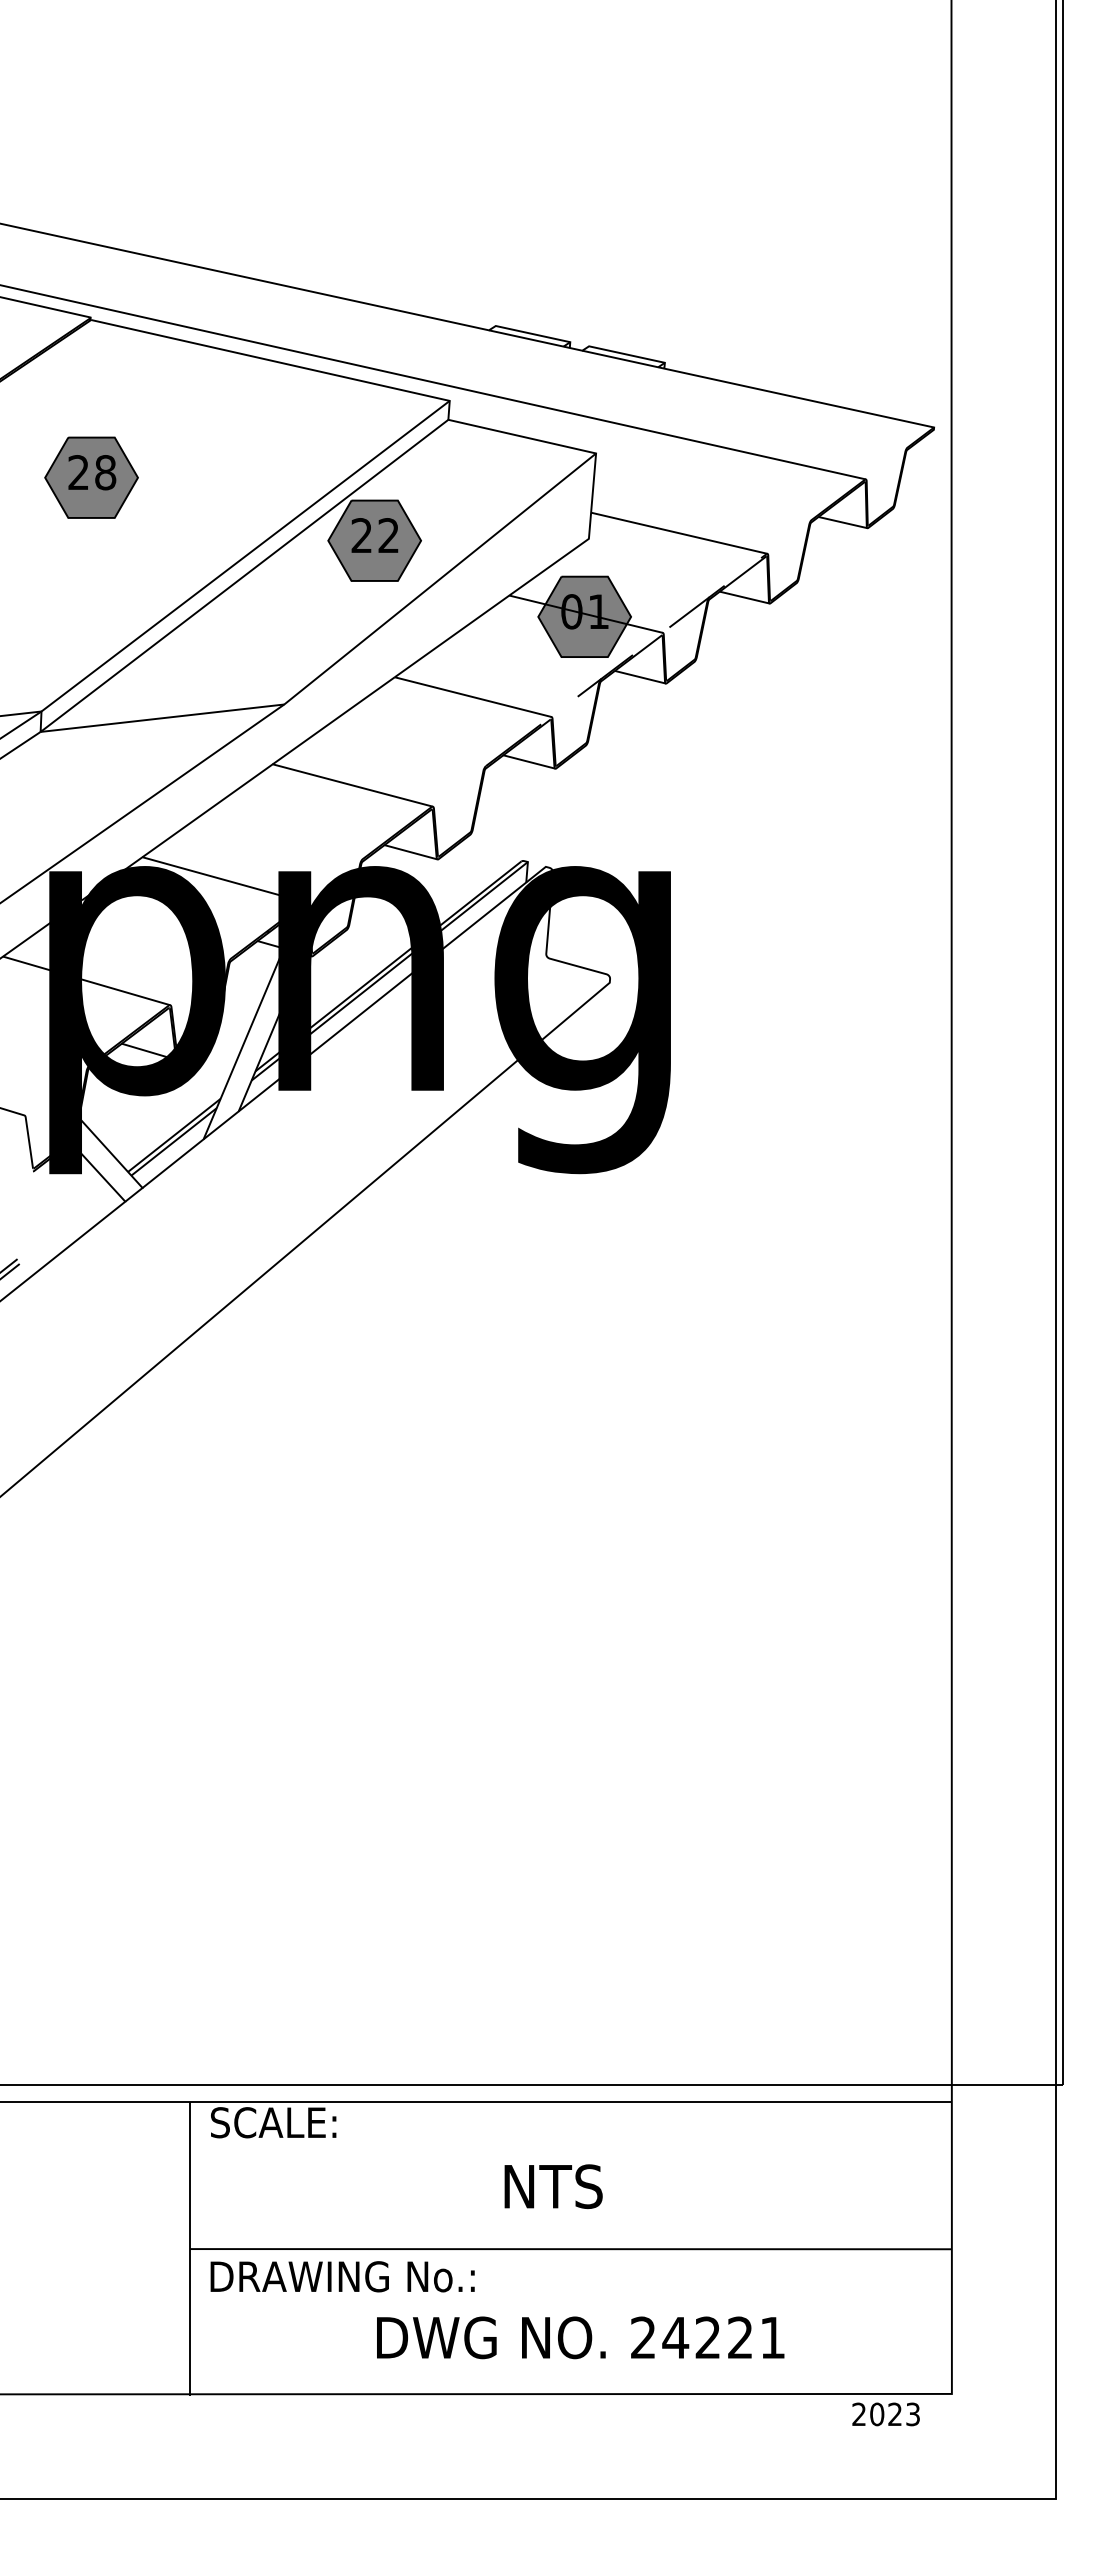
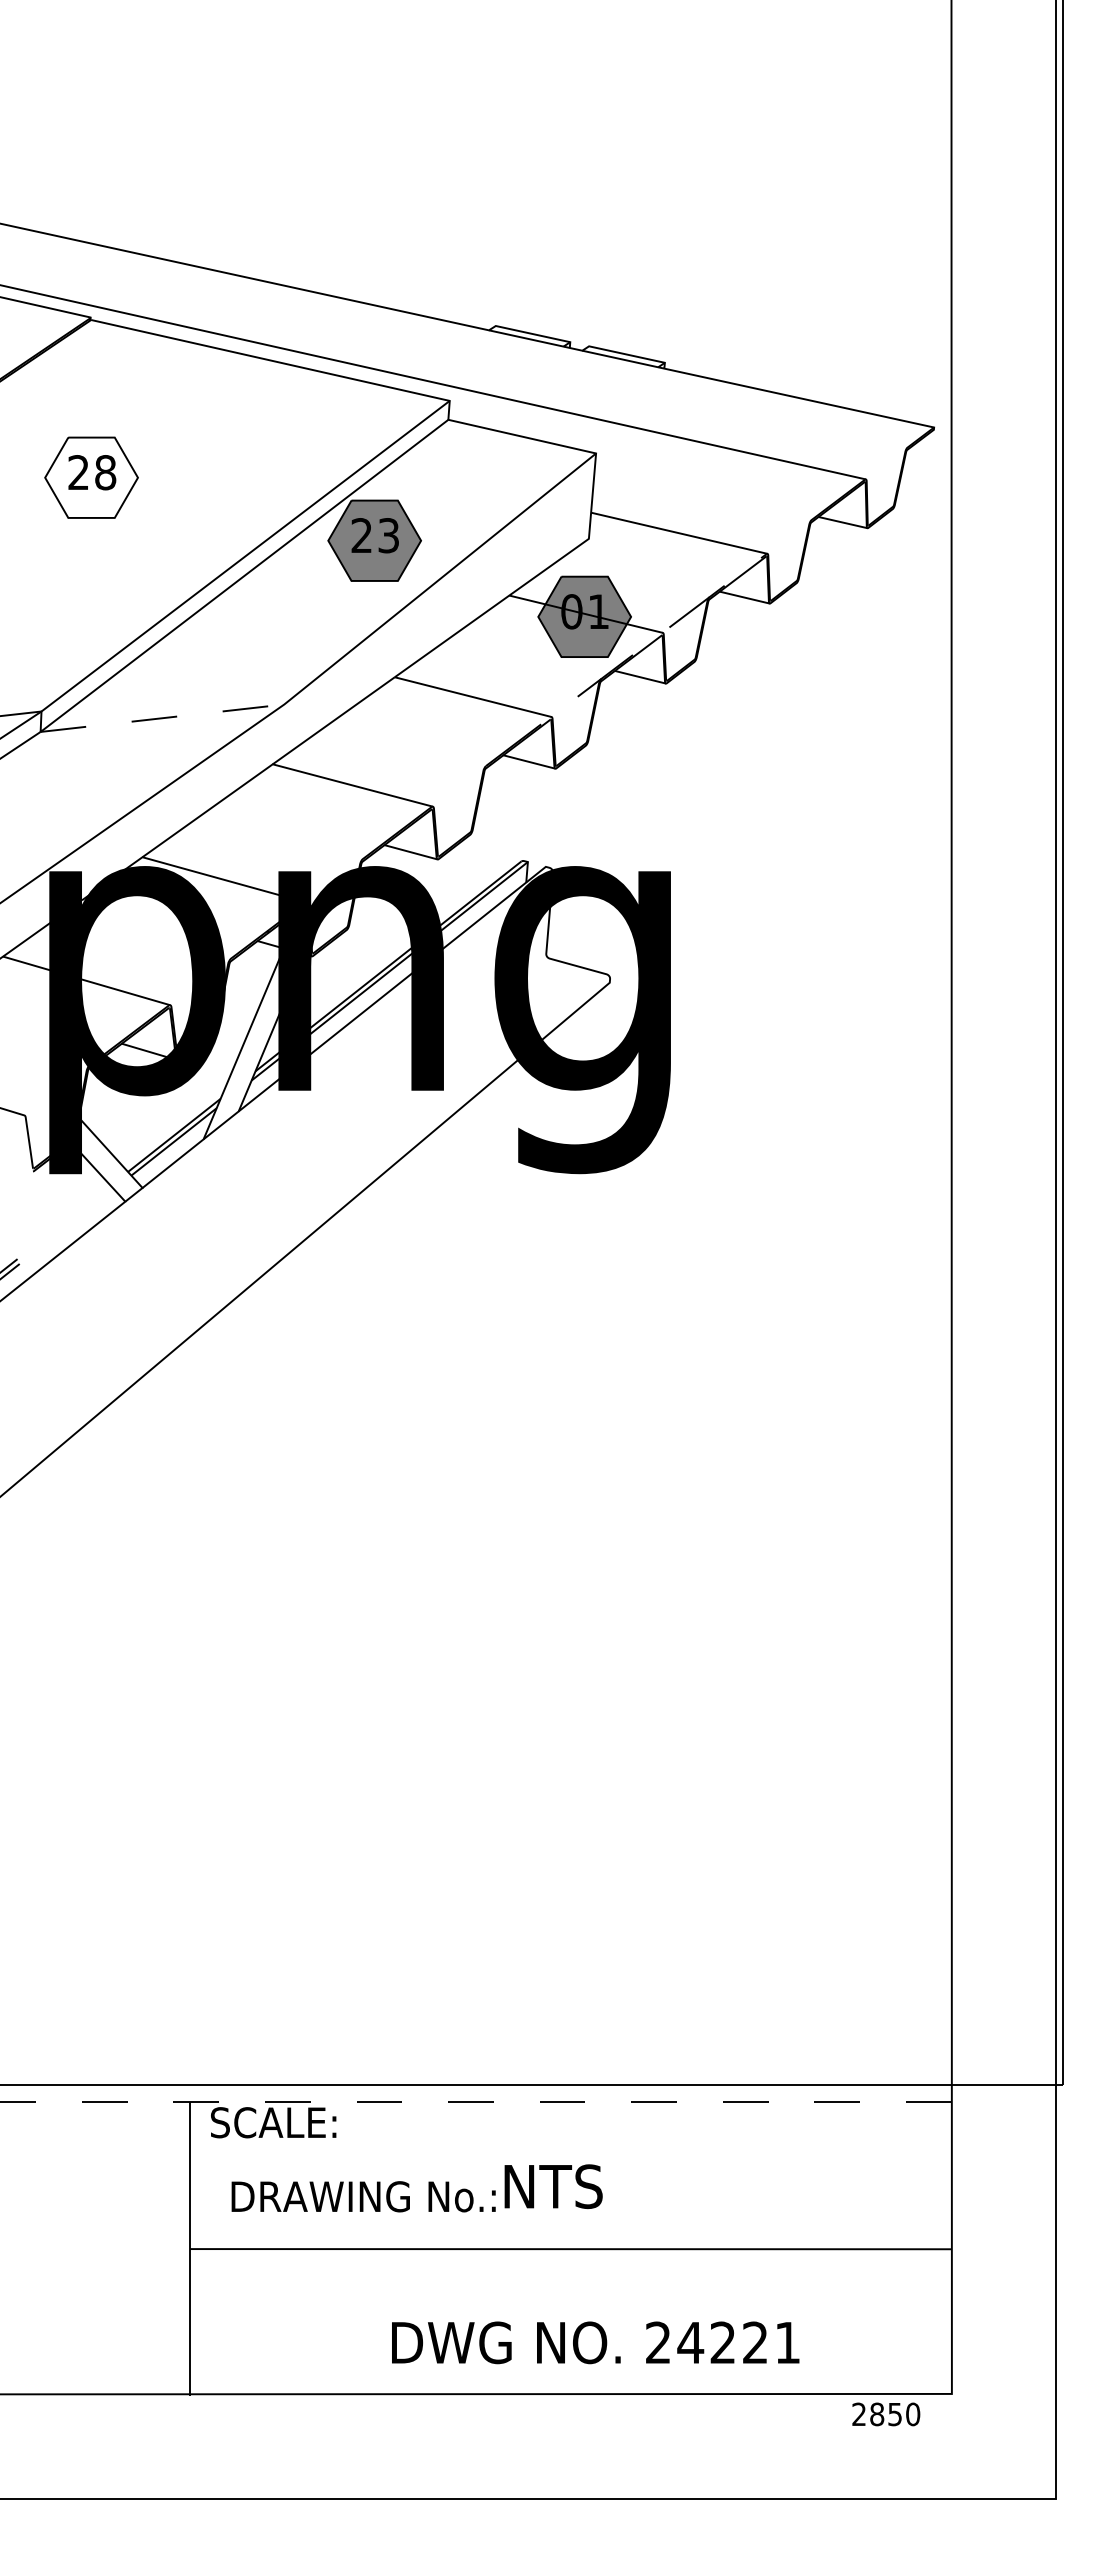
fill: present -> none (91, 477)
text: 22 -> 23 (388, 535)
line: solid -> dashed (162, 718)
line: solid -> dashed (475, 2101)
text position: (342, 2276) -> (363, 2196) (363, 2196)
text position: (580, 2337) -> (595, 2342) (595, 2342)
text: 2023 -> 2850 (895, 2414)
